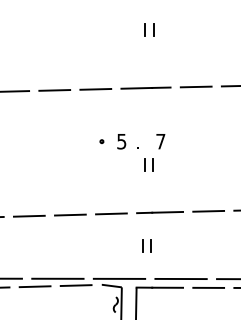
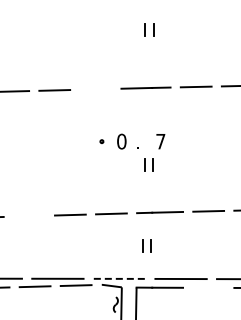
line: present -> none (95, 89)
text: 5 -> 0 (121, 141)
line: present -> none (28, 215)
line: solid -> dashed (119, 278)
line: present -> none (208, 287)
